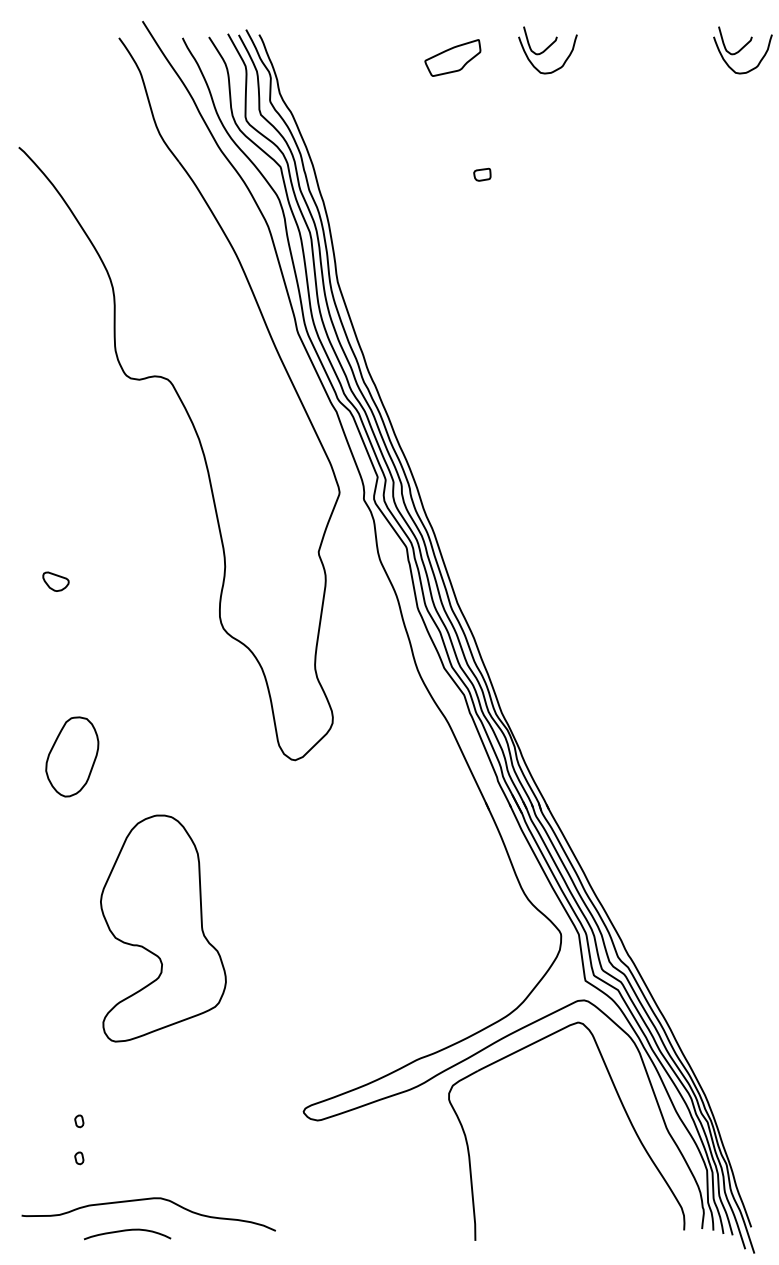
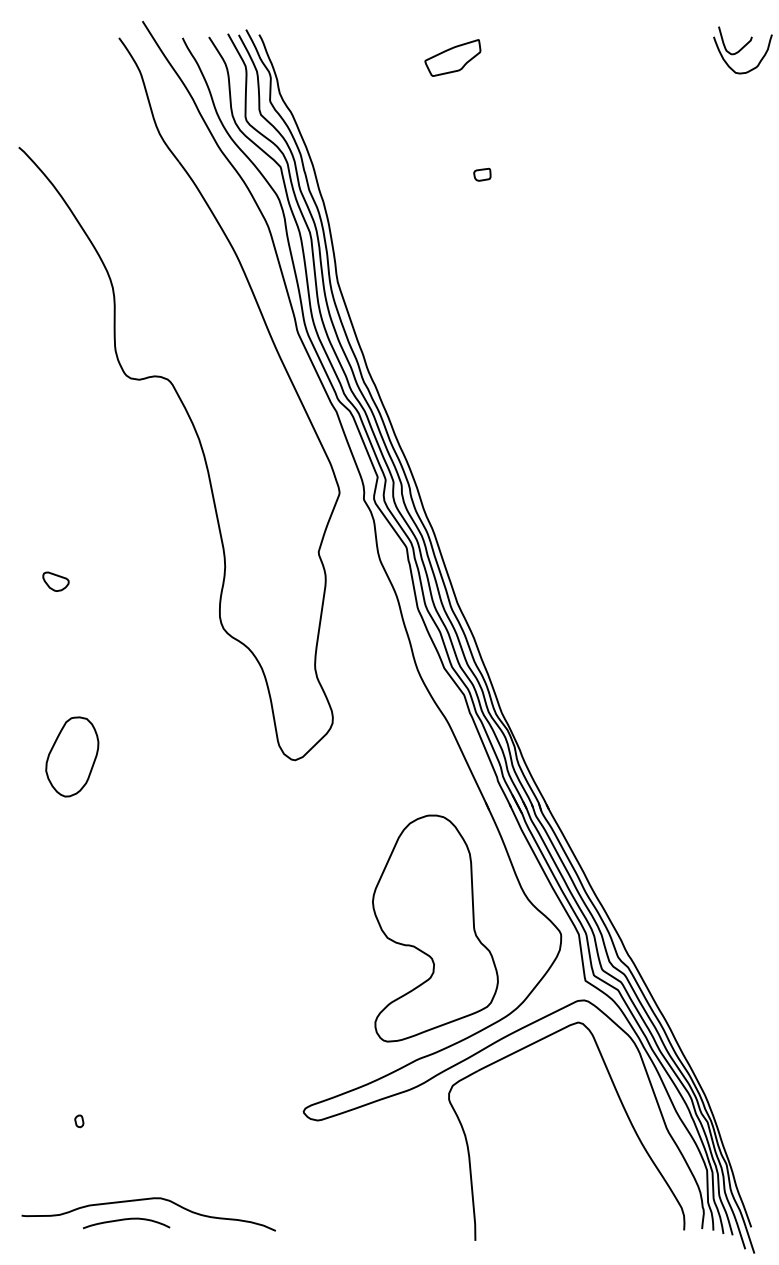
part: present -> none (547, 50)
part position: (163, 928) -> (435, 928) (435, 928)
part: present -> none (79, 1158)
curve position: (127, 1231) -> (126, 1220) (126, 1220)
